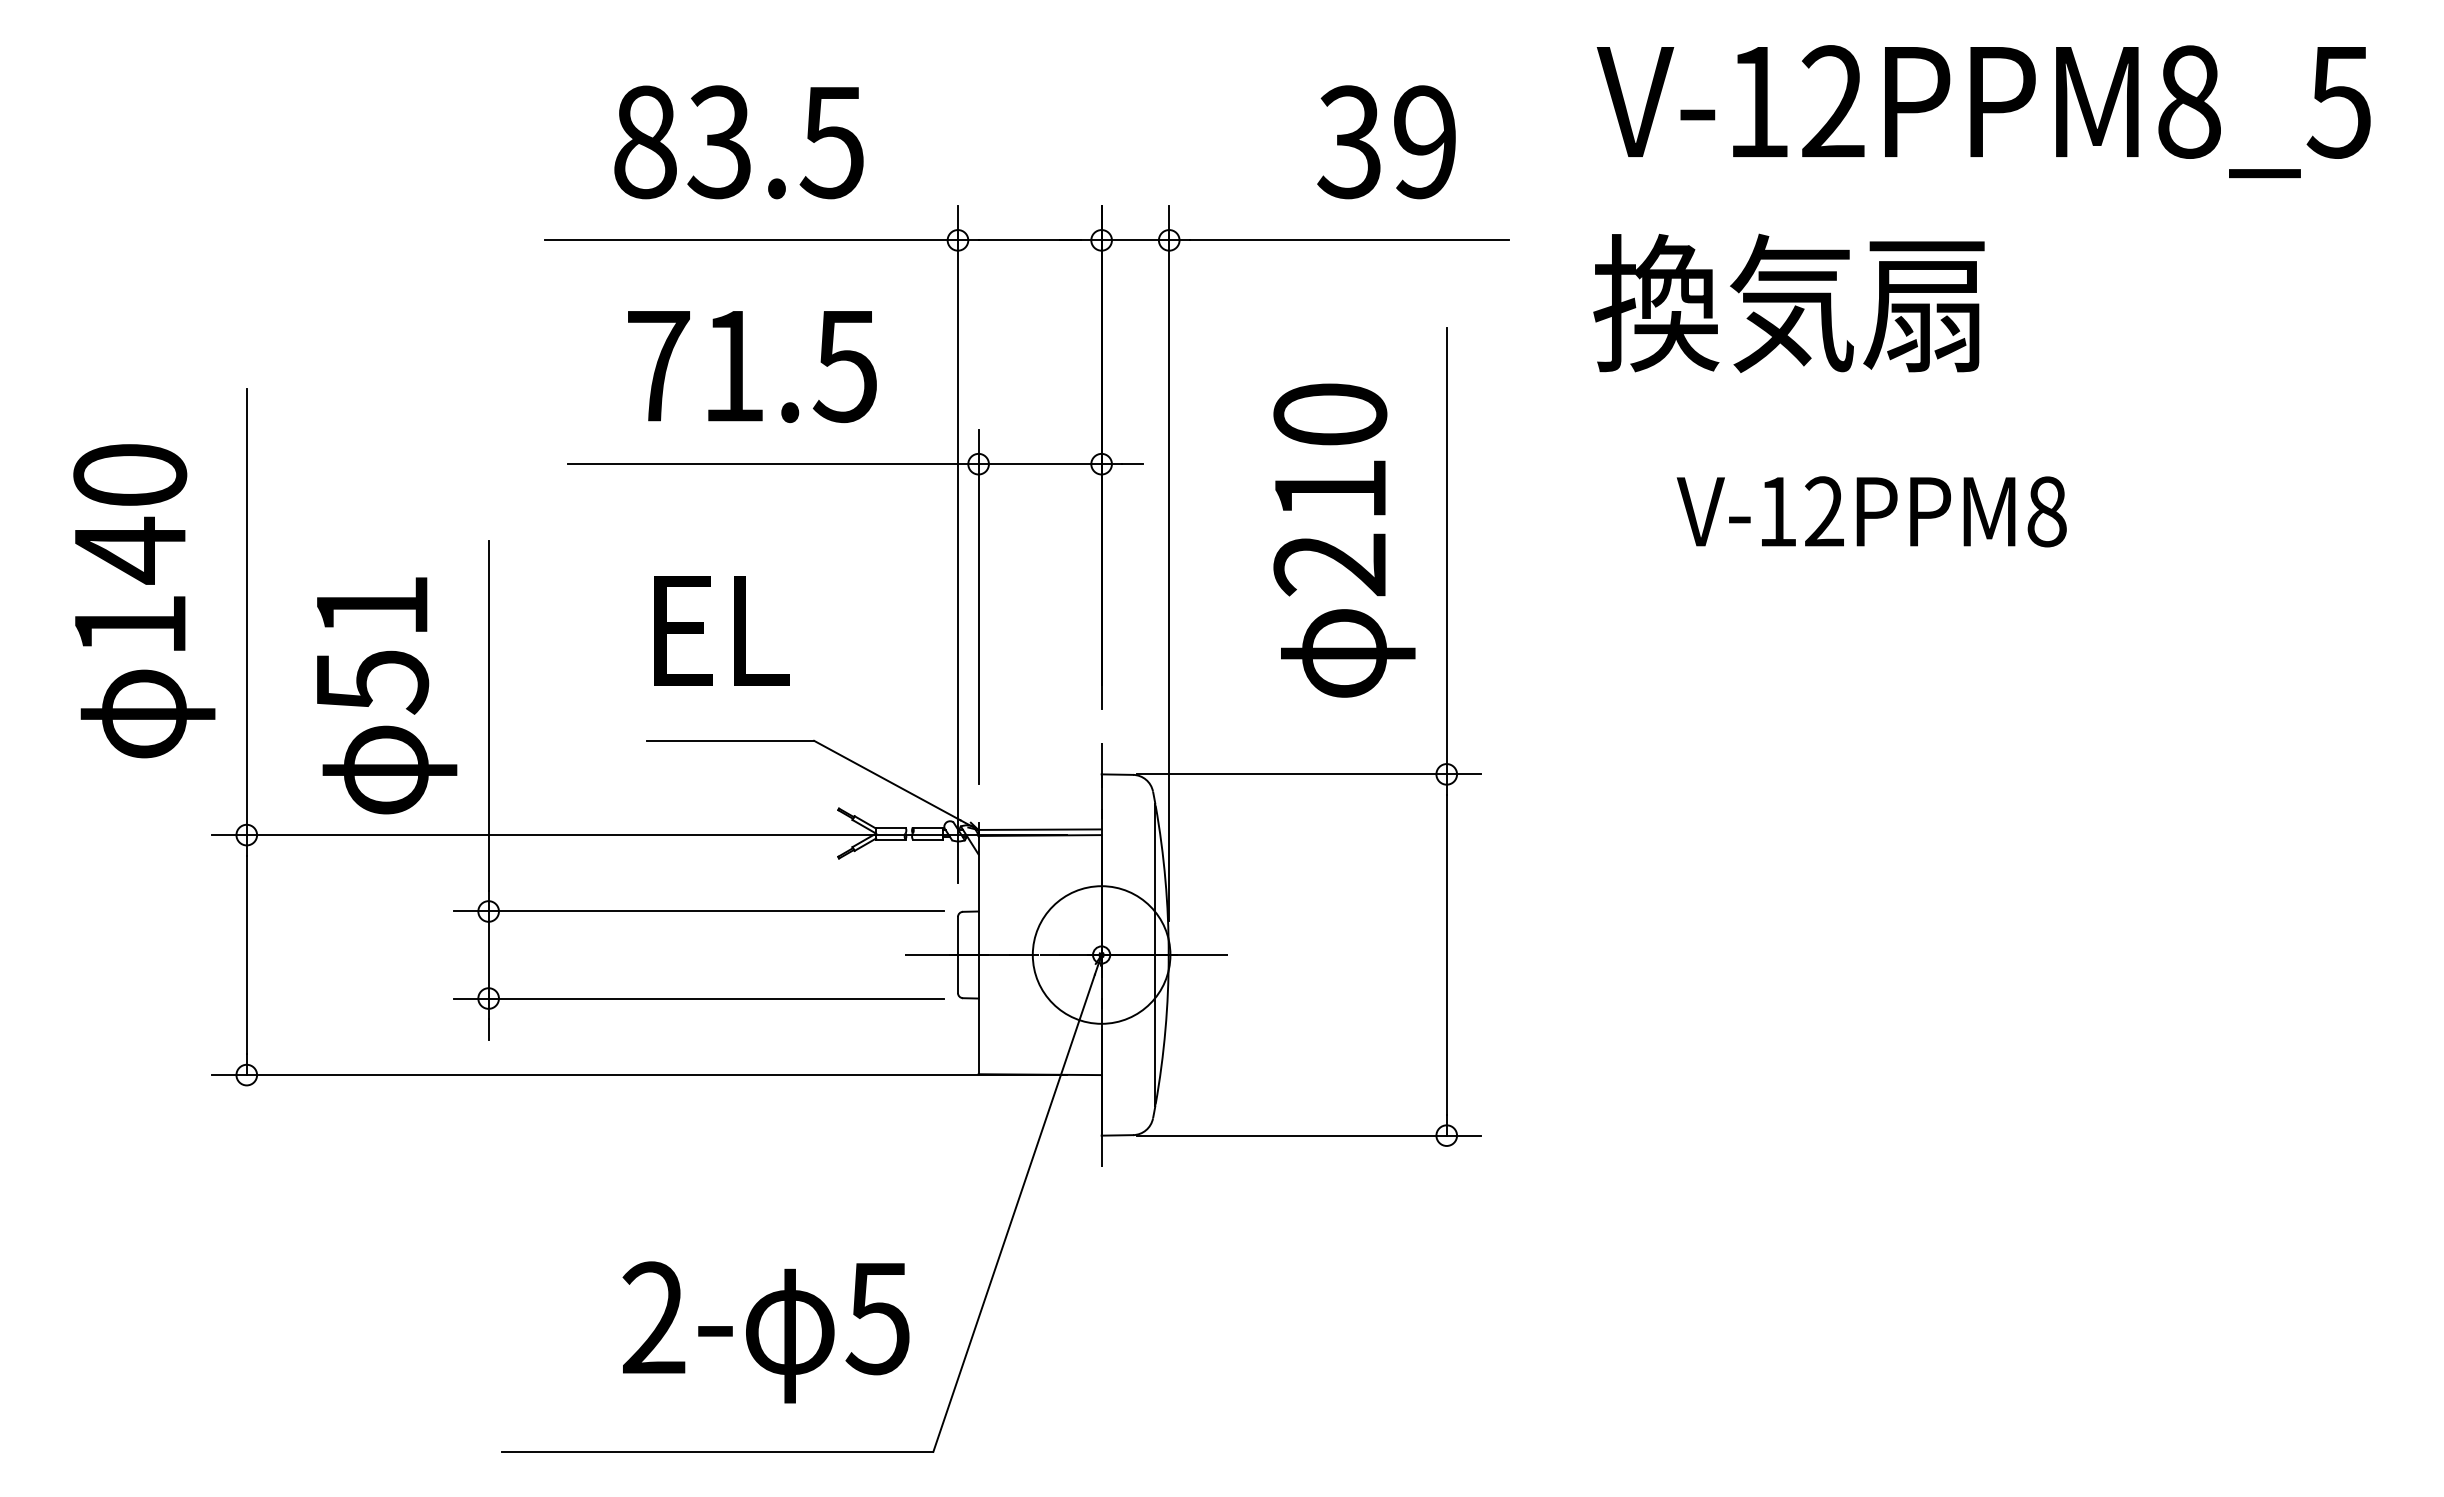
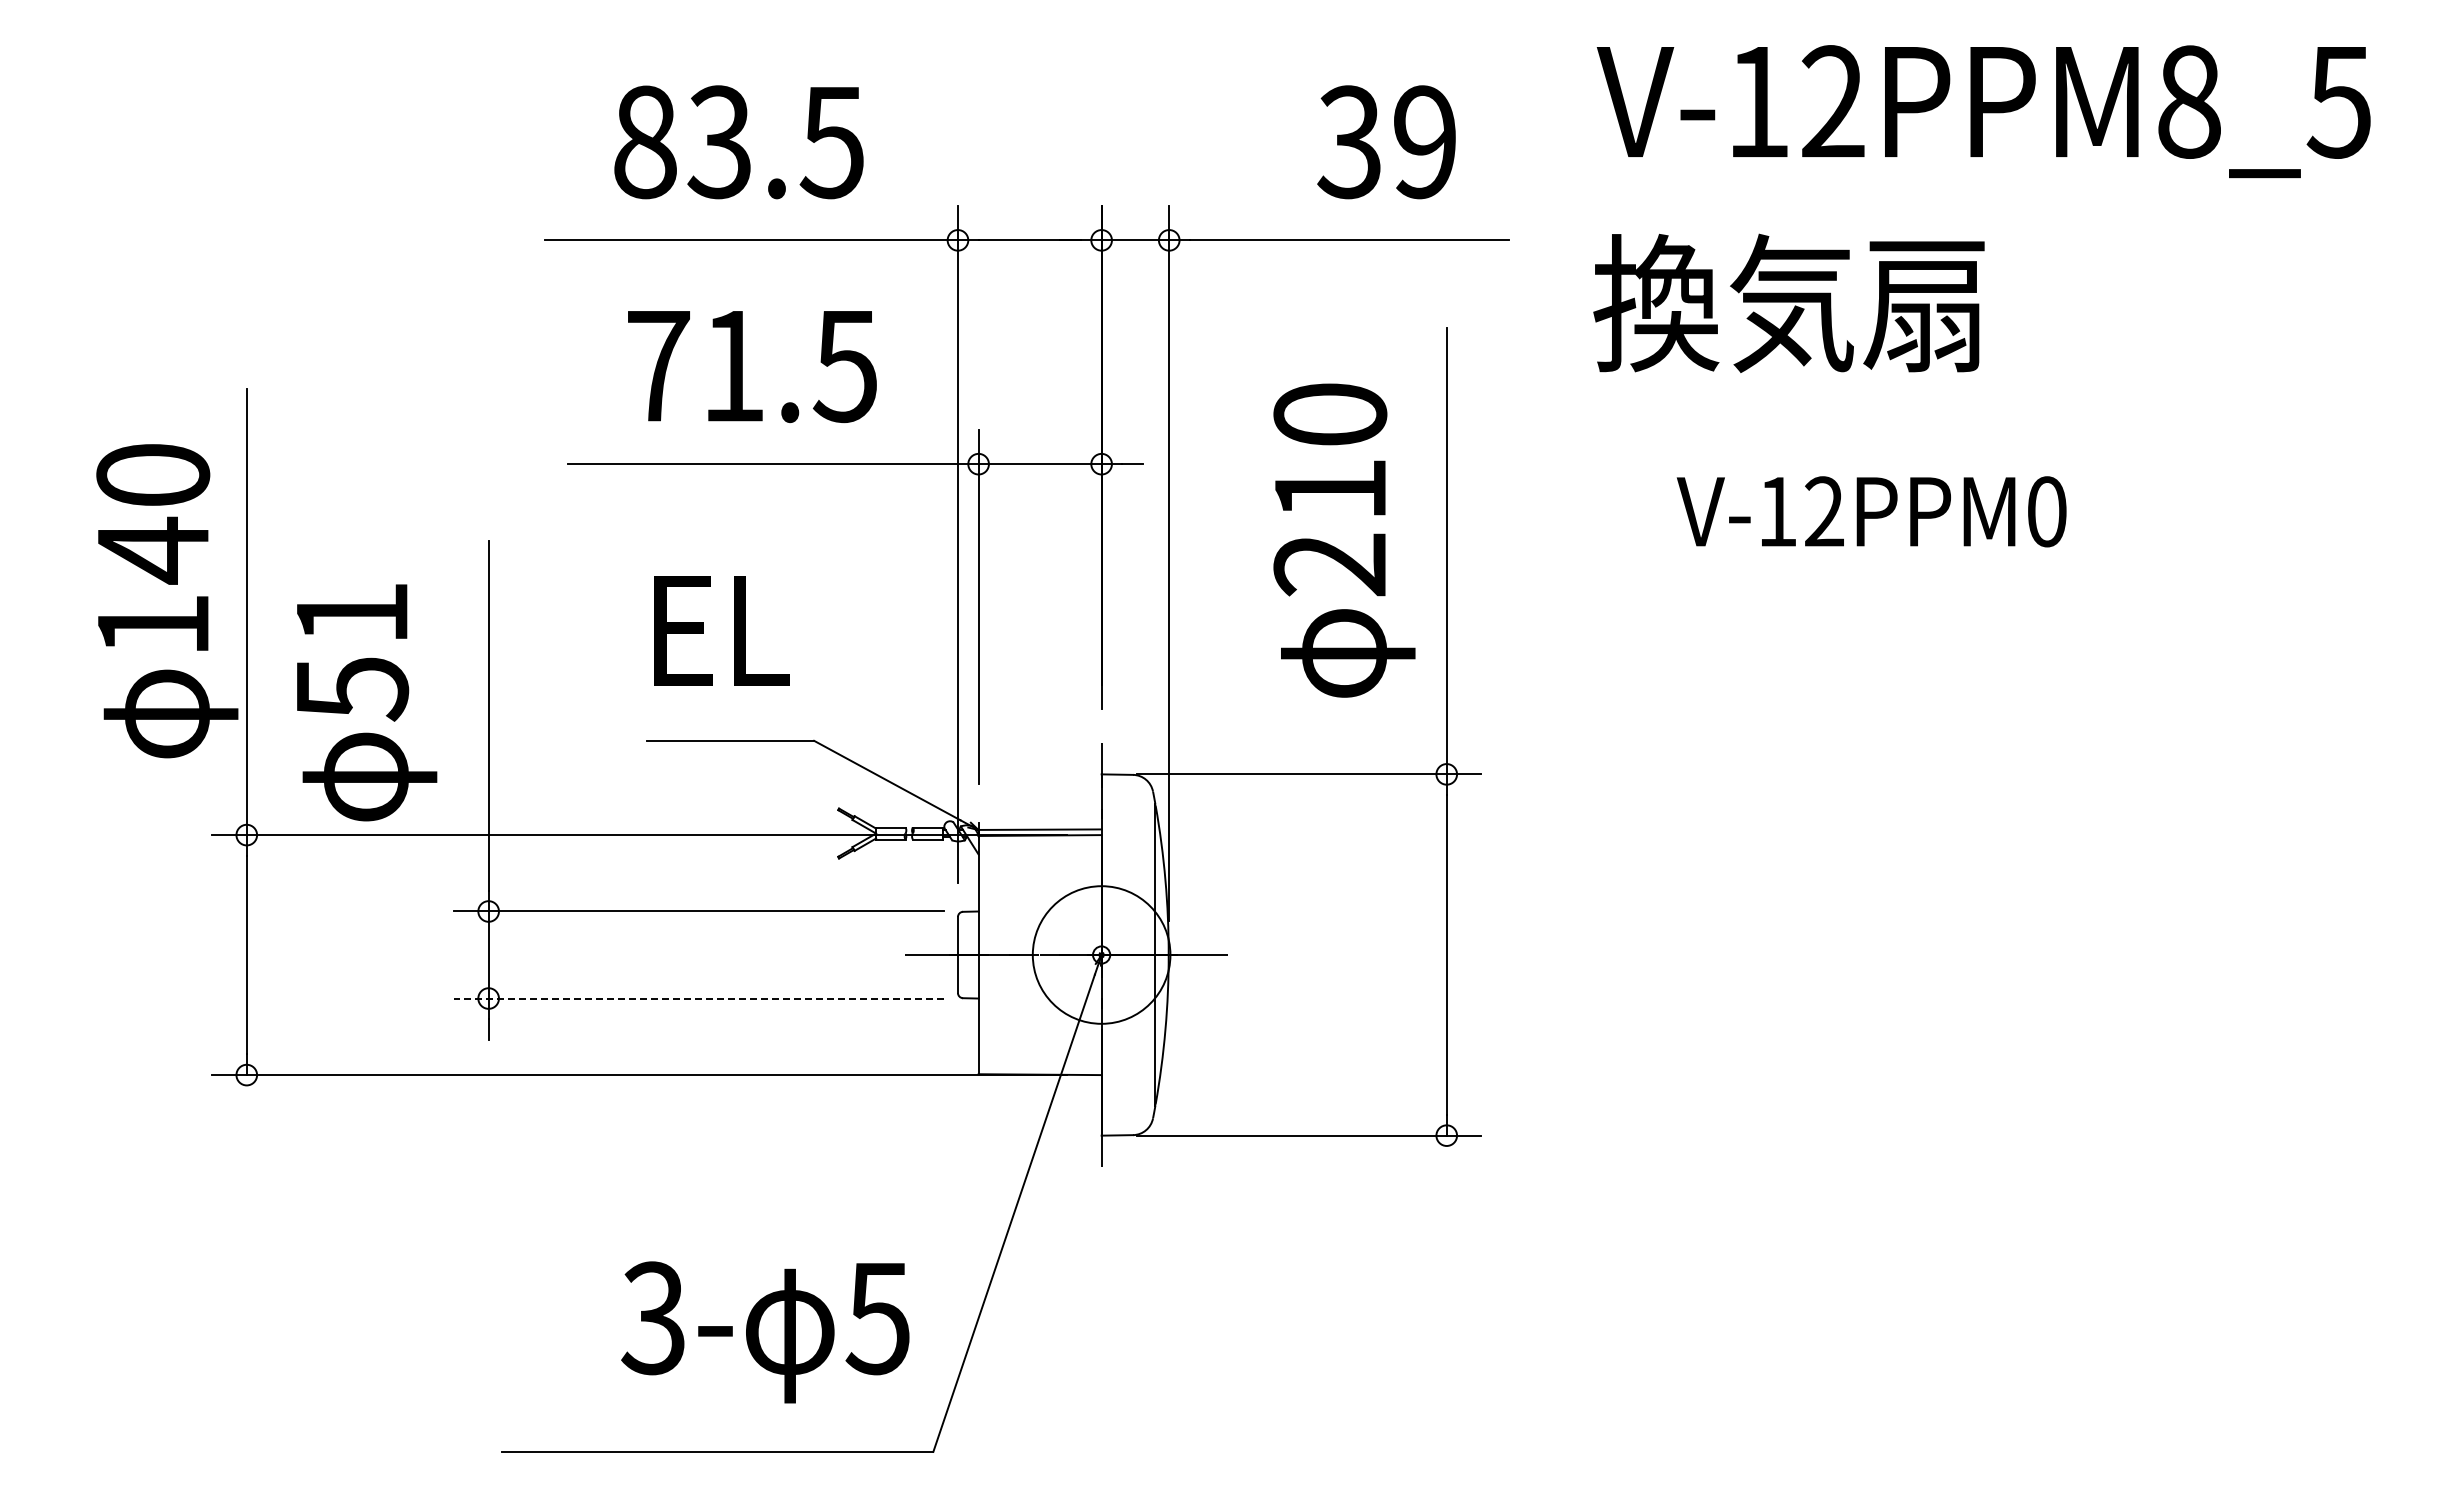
text: V-12PPM8 -> V-12PPM0 (2046, 511)
text position: (144, 601) -> (167, 601) (167, 601)
text position: (387, 695) -> (367, 702) (367, 702)
line: solid -> dashed (699, 998)
text: 2- -> 3- (653, 1318)
